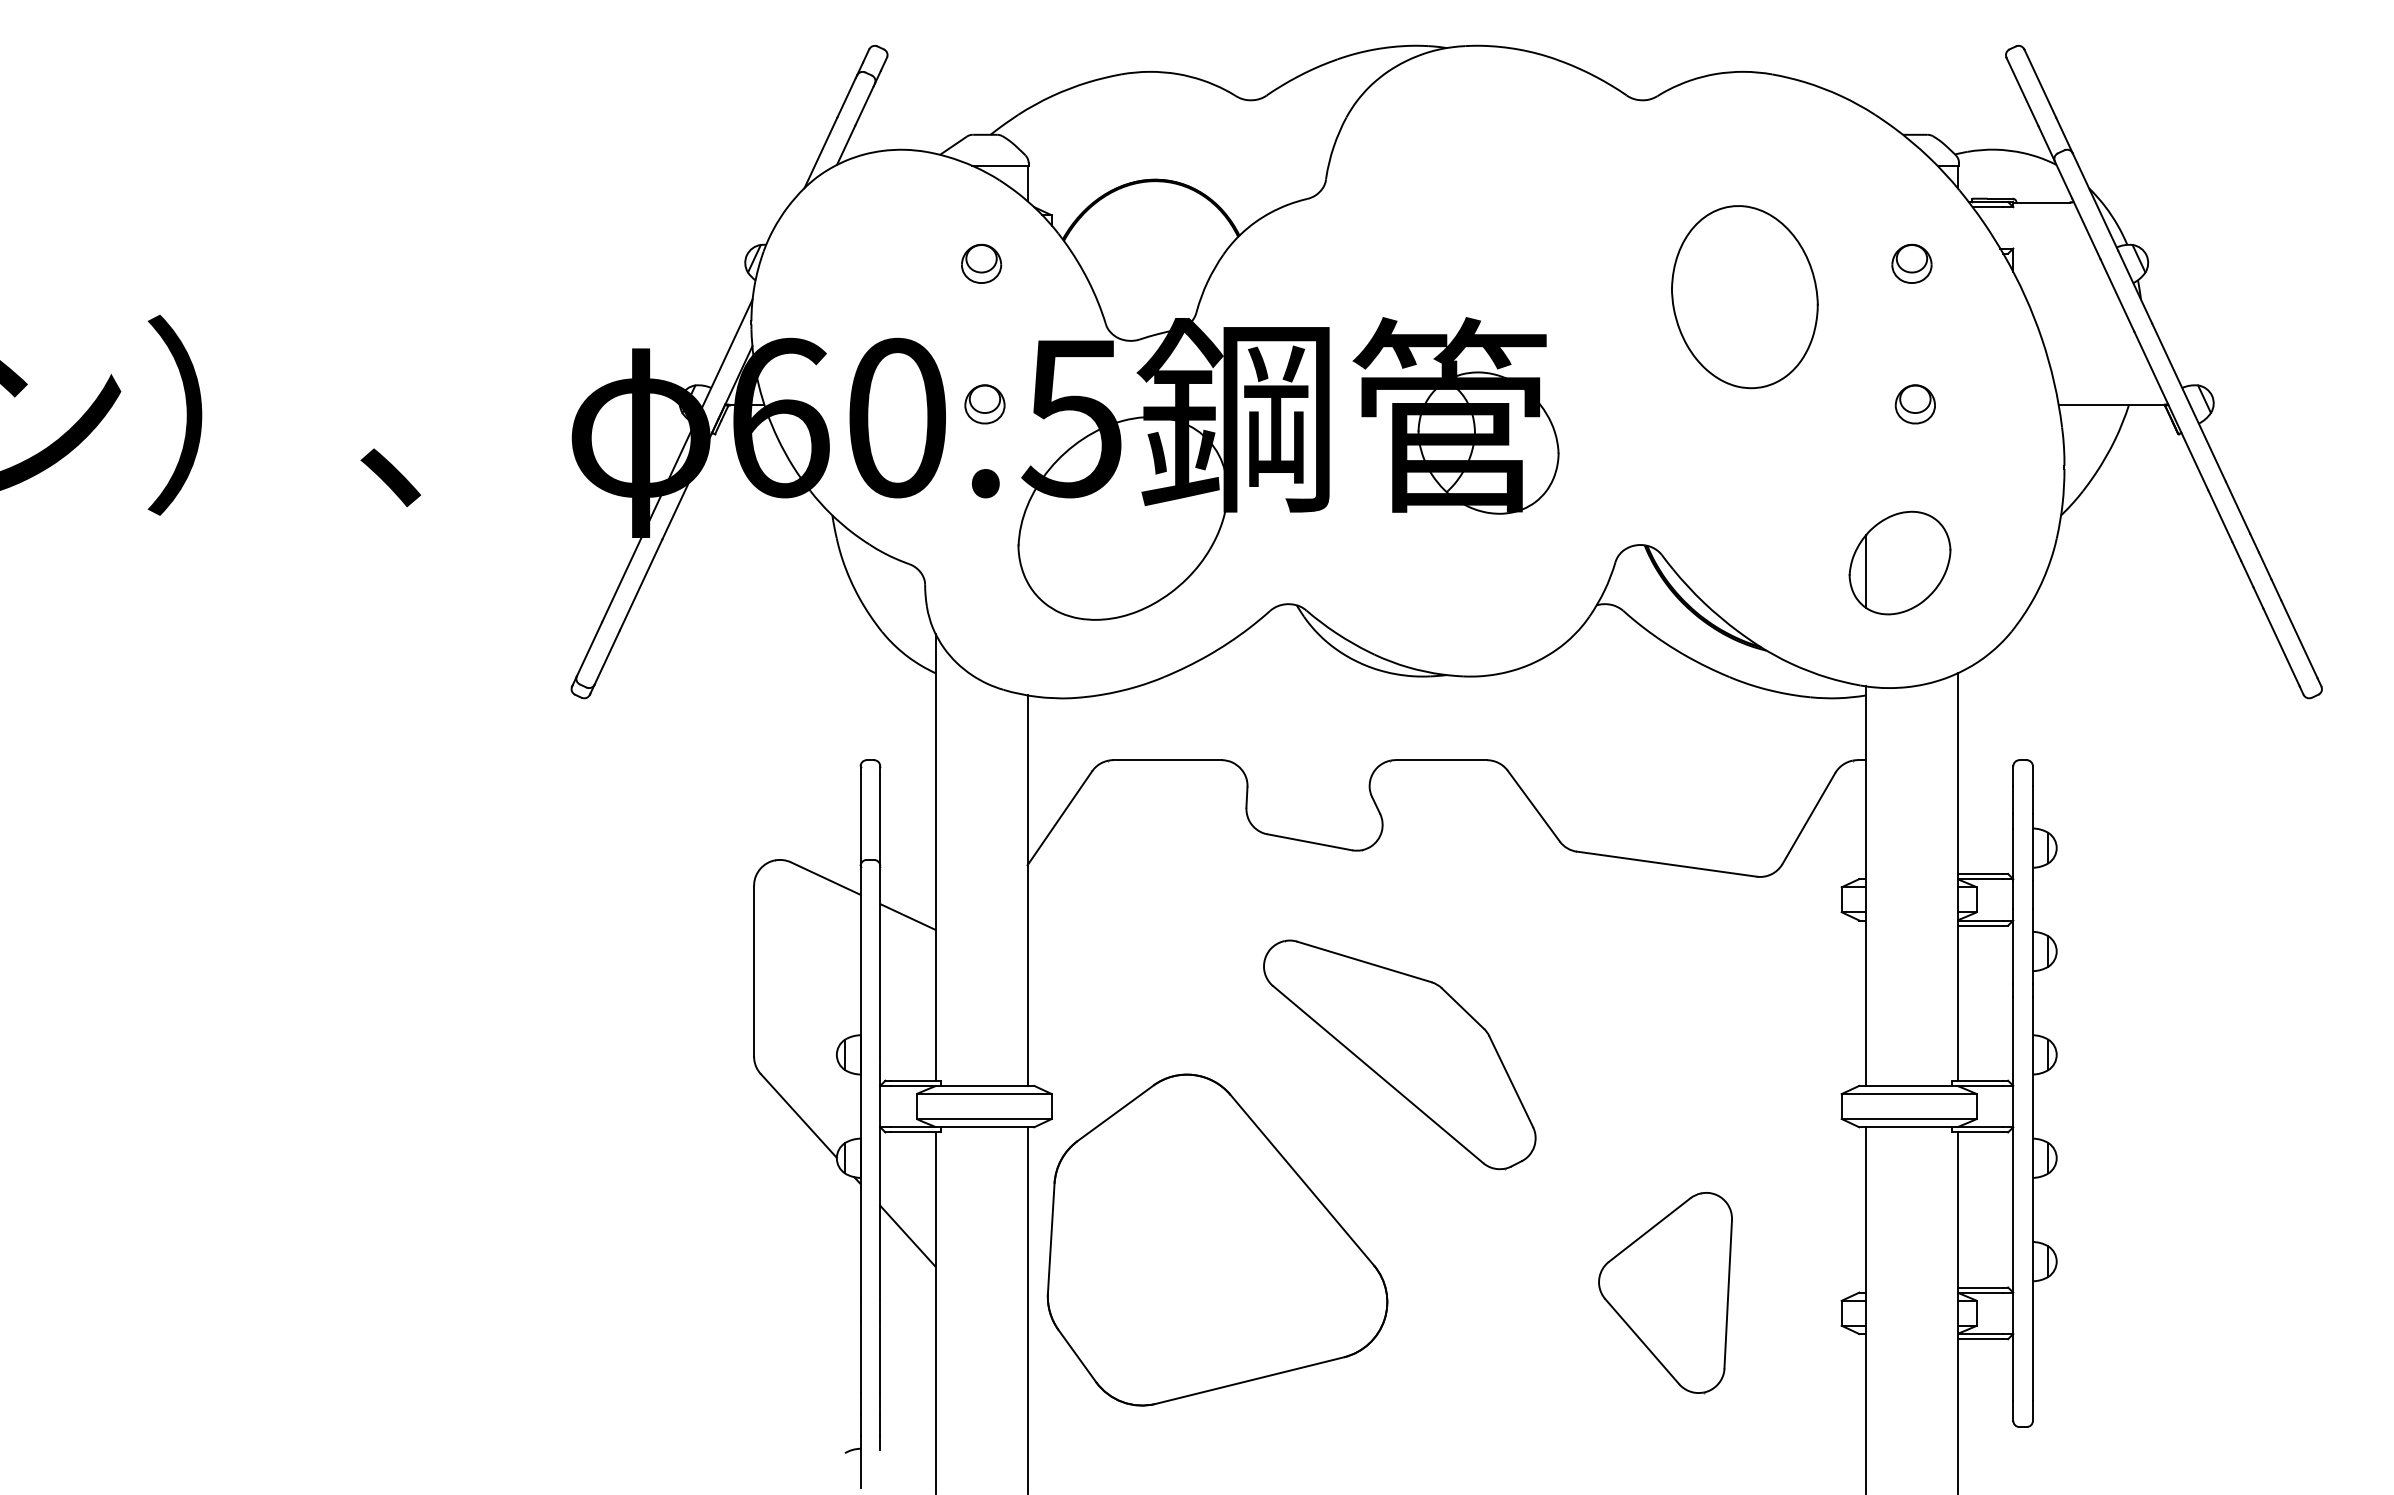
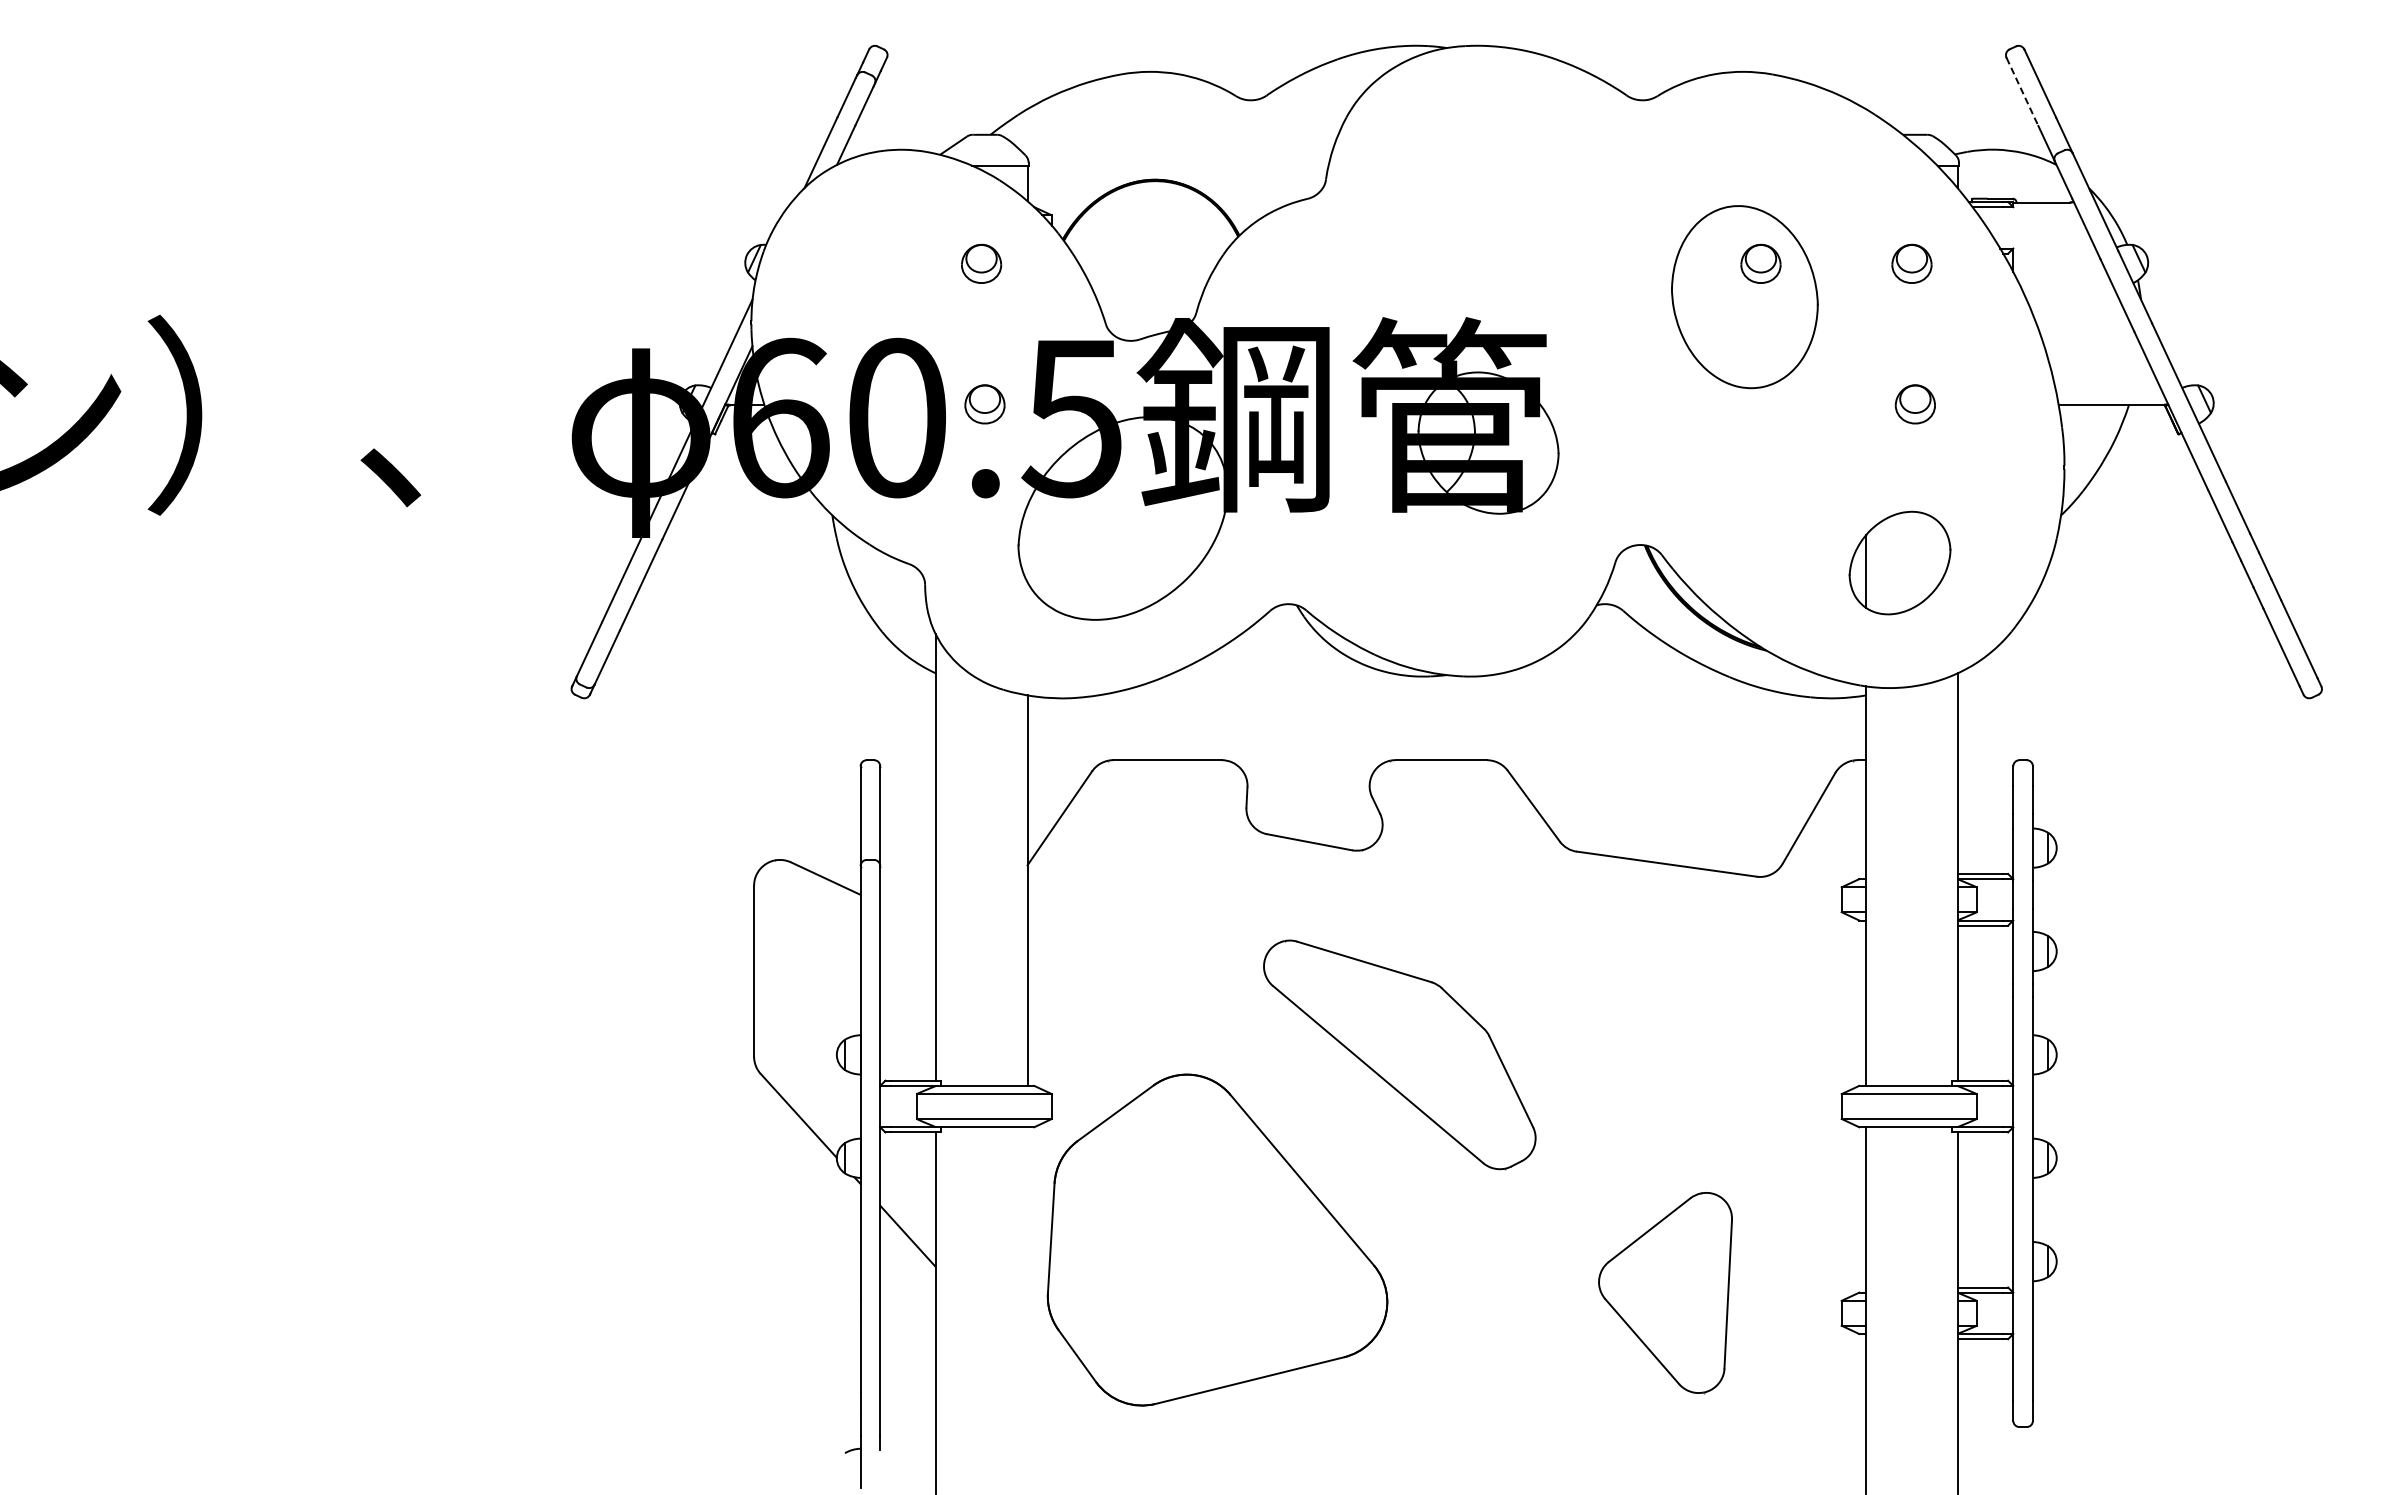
line: solid -> dashed (2022, 91)
part: none -> present (1760, 263)
line: present -> none (907, 916)
line: present -> none (1027, 1309)
